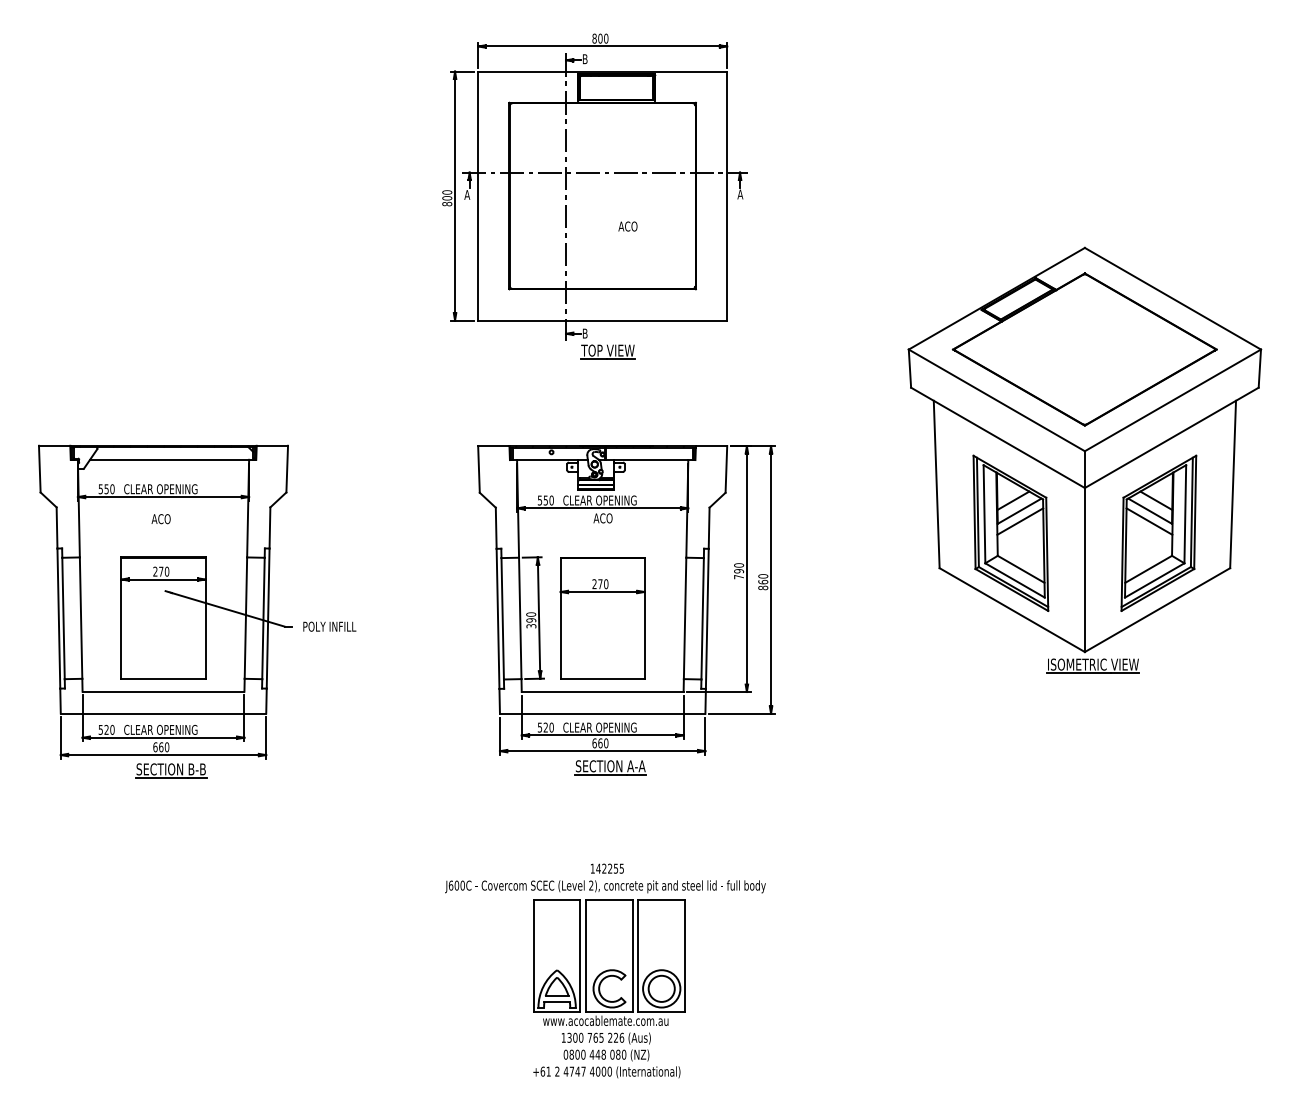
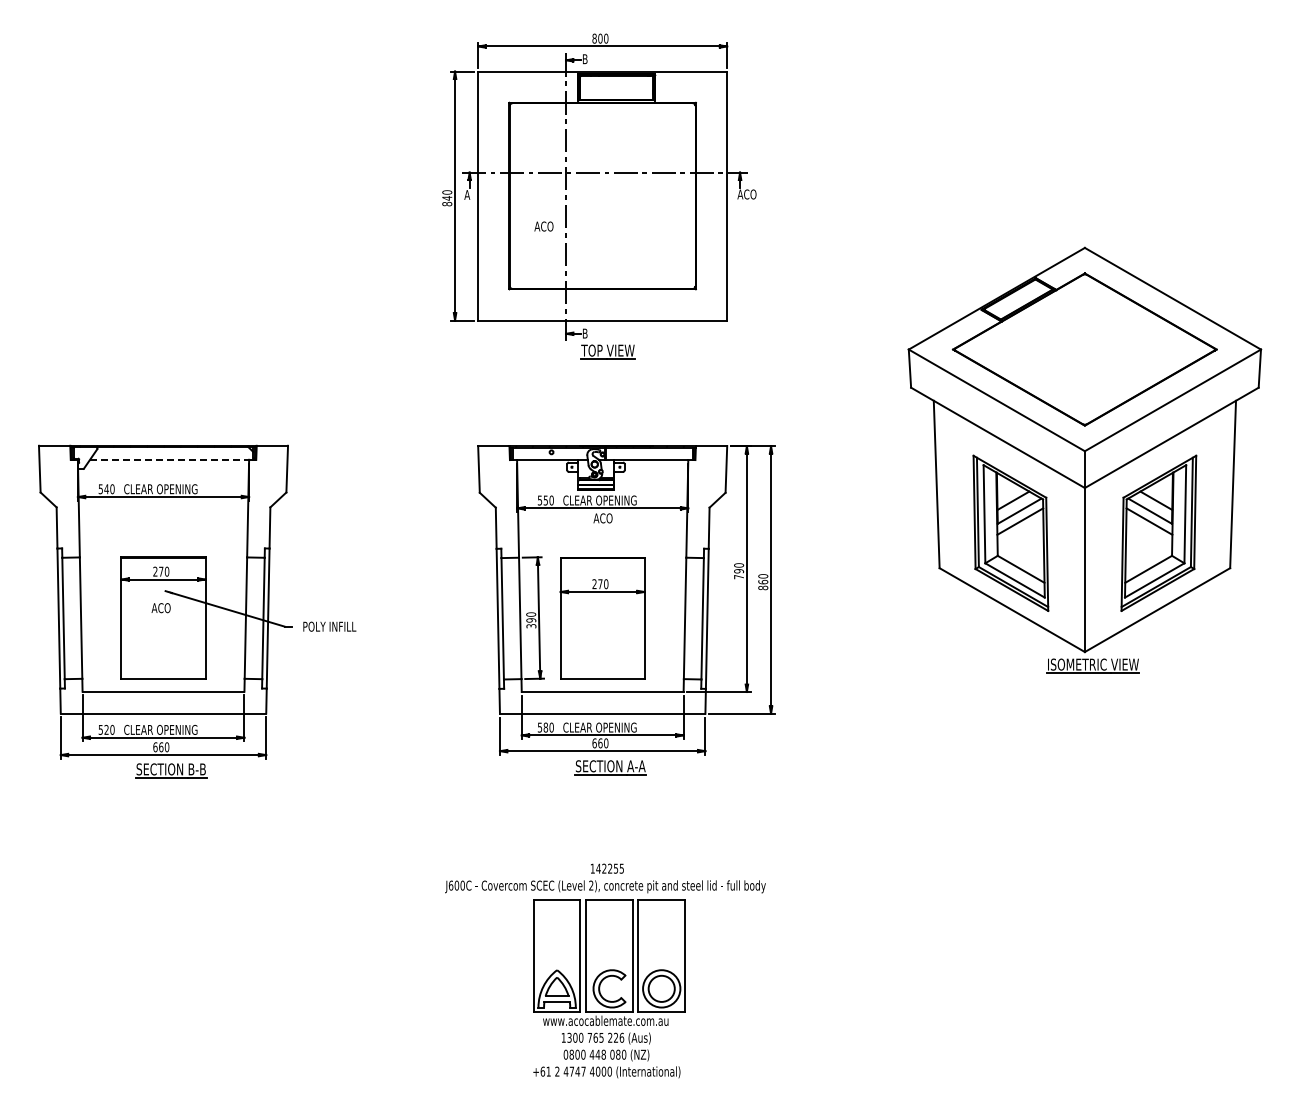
text: A -> ACO (750, 194)
text: 800 -> 840 (447, 198)
text position: (627, 226) -> (543, 226) (543, 226)
line: solid -> dashed (169, 459)
text: 550 -> 540 (106, 489)
text position: (160, 519) -> (160, 608) (160, 608)
text: 520 -> 580 (545, 727)
